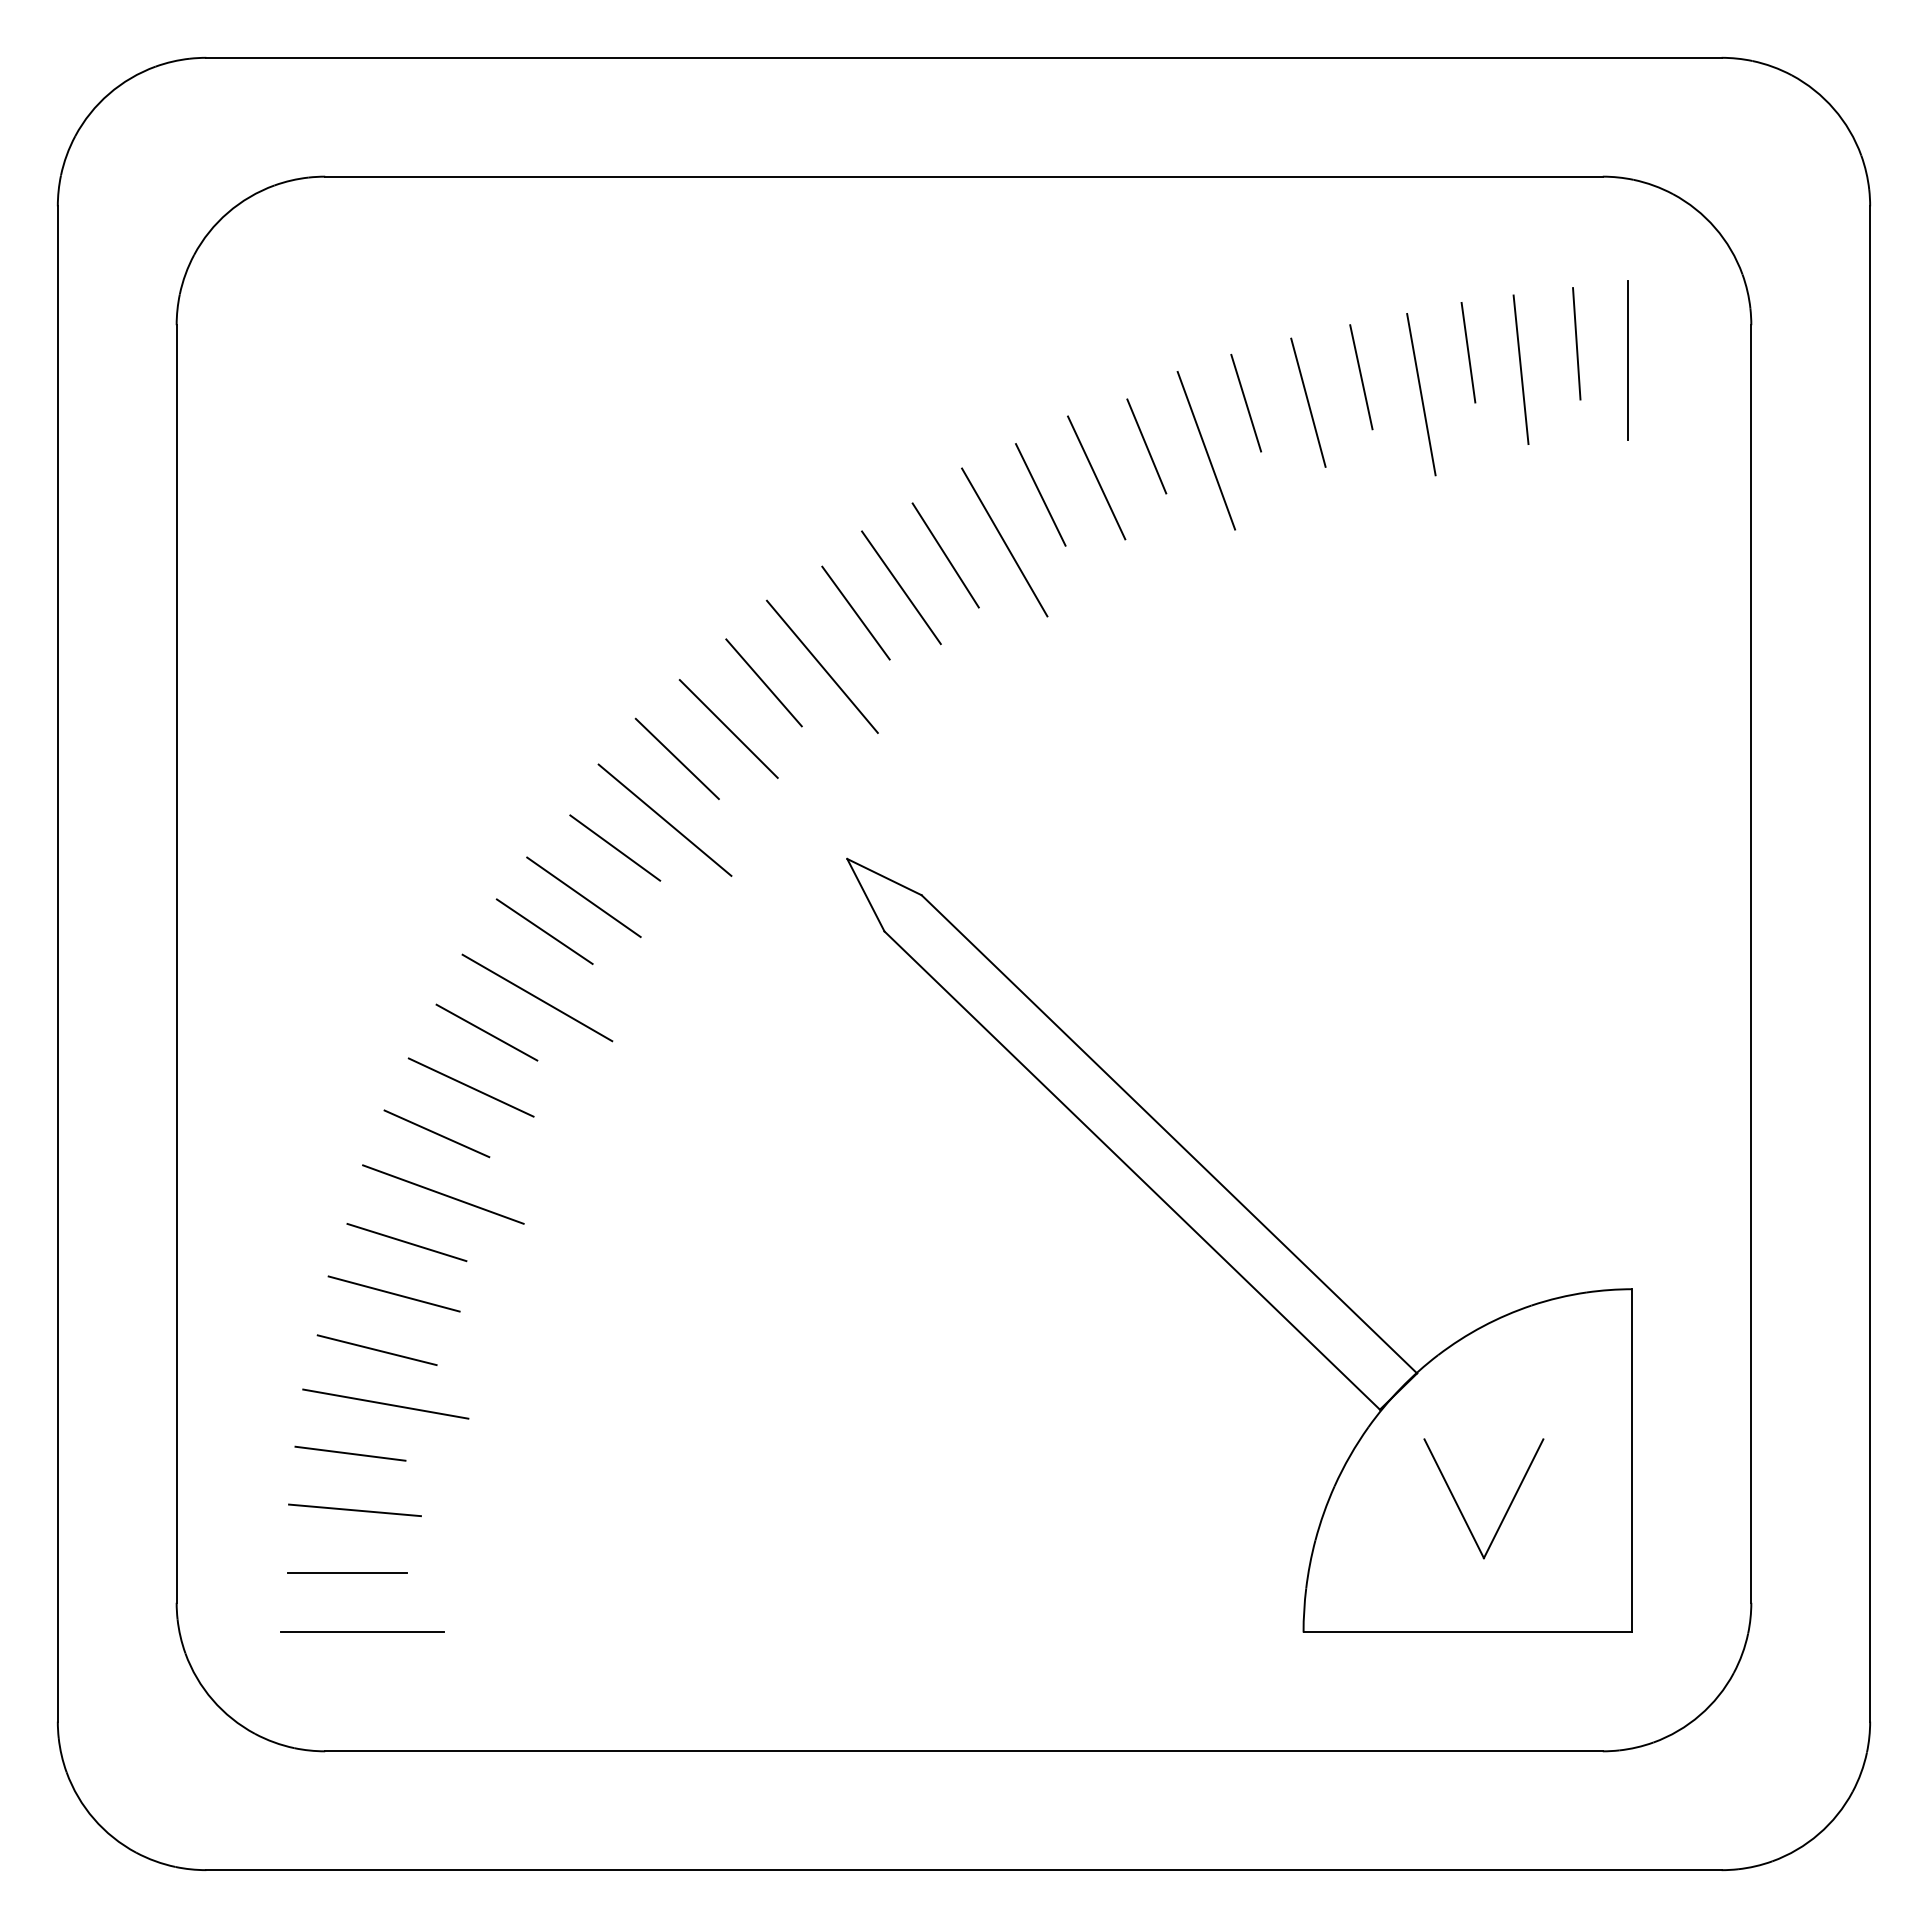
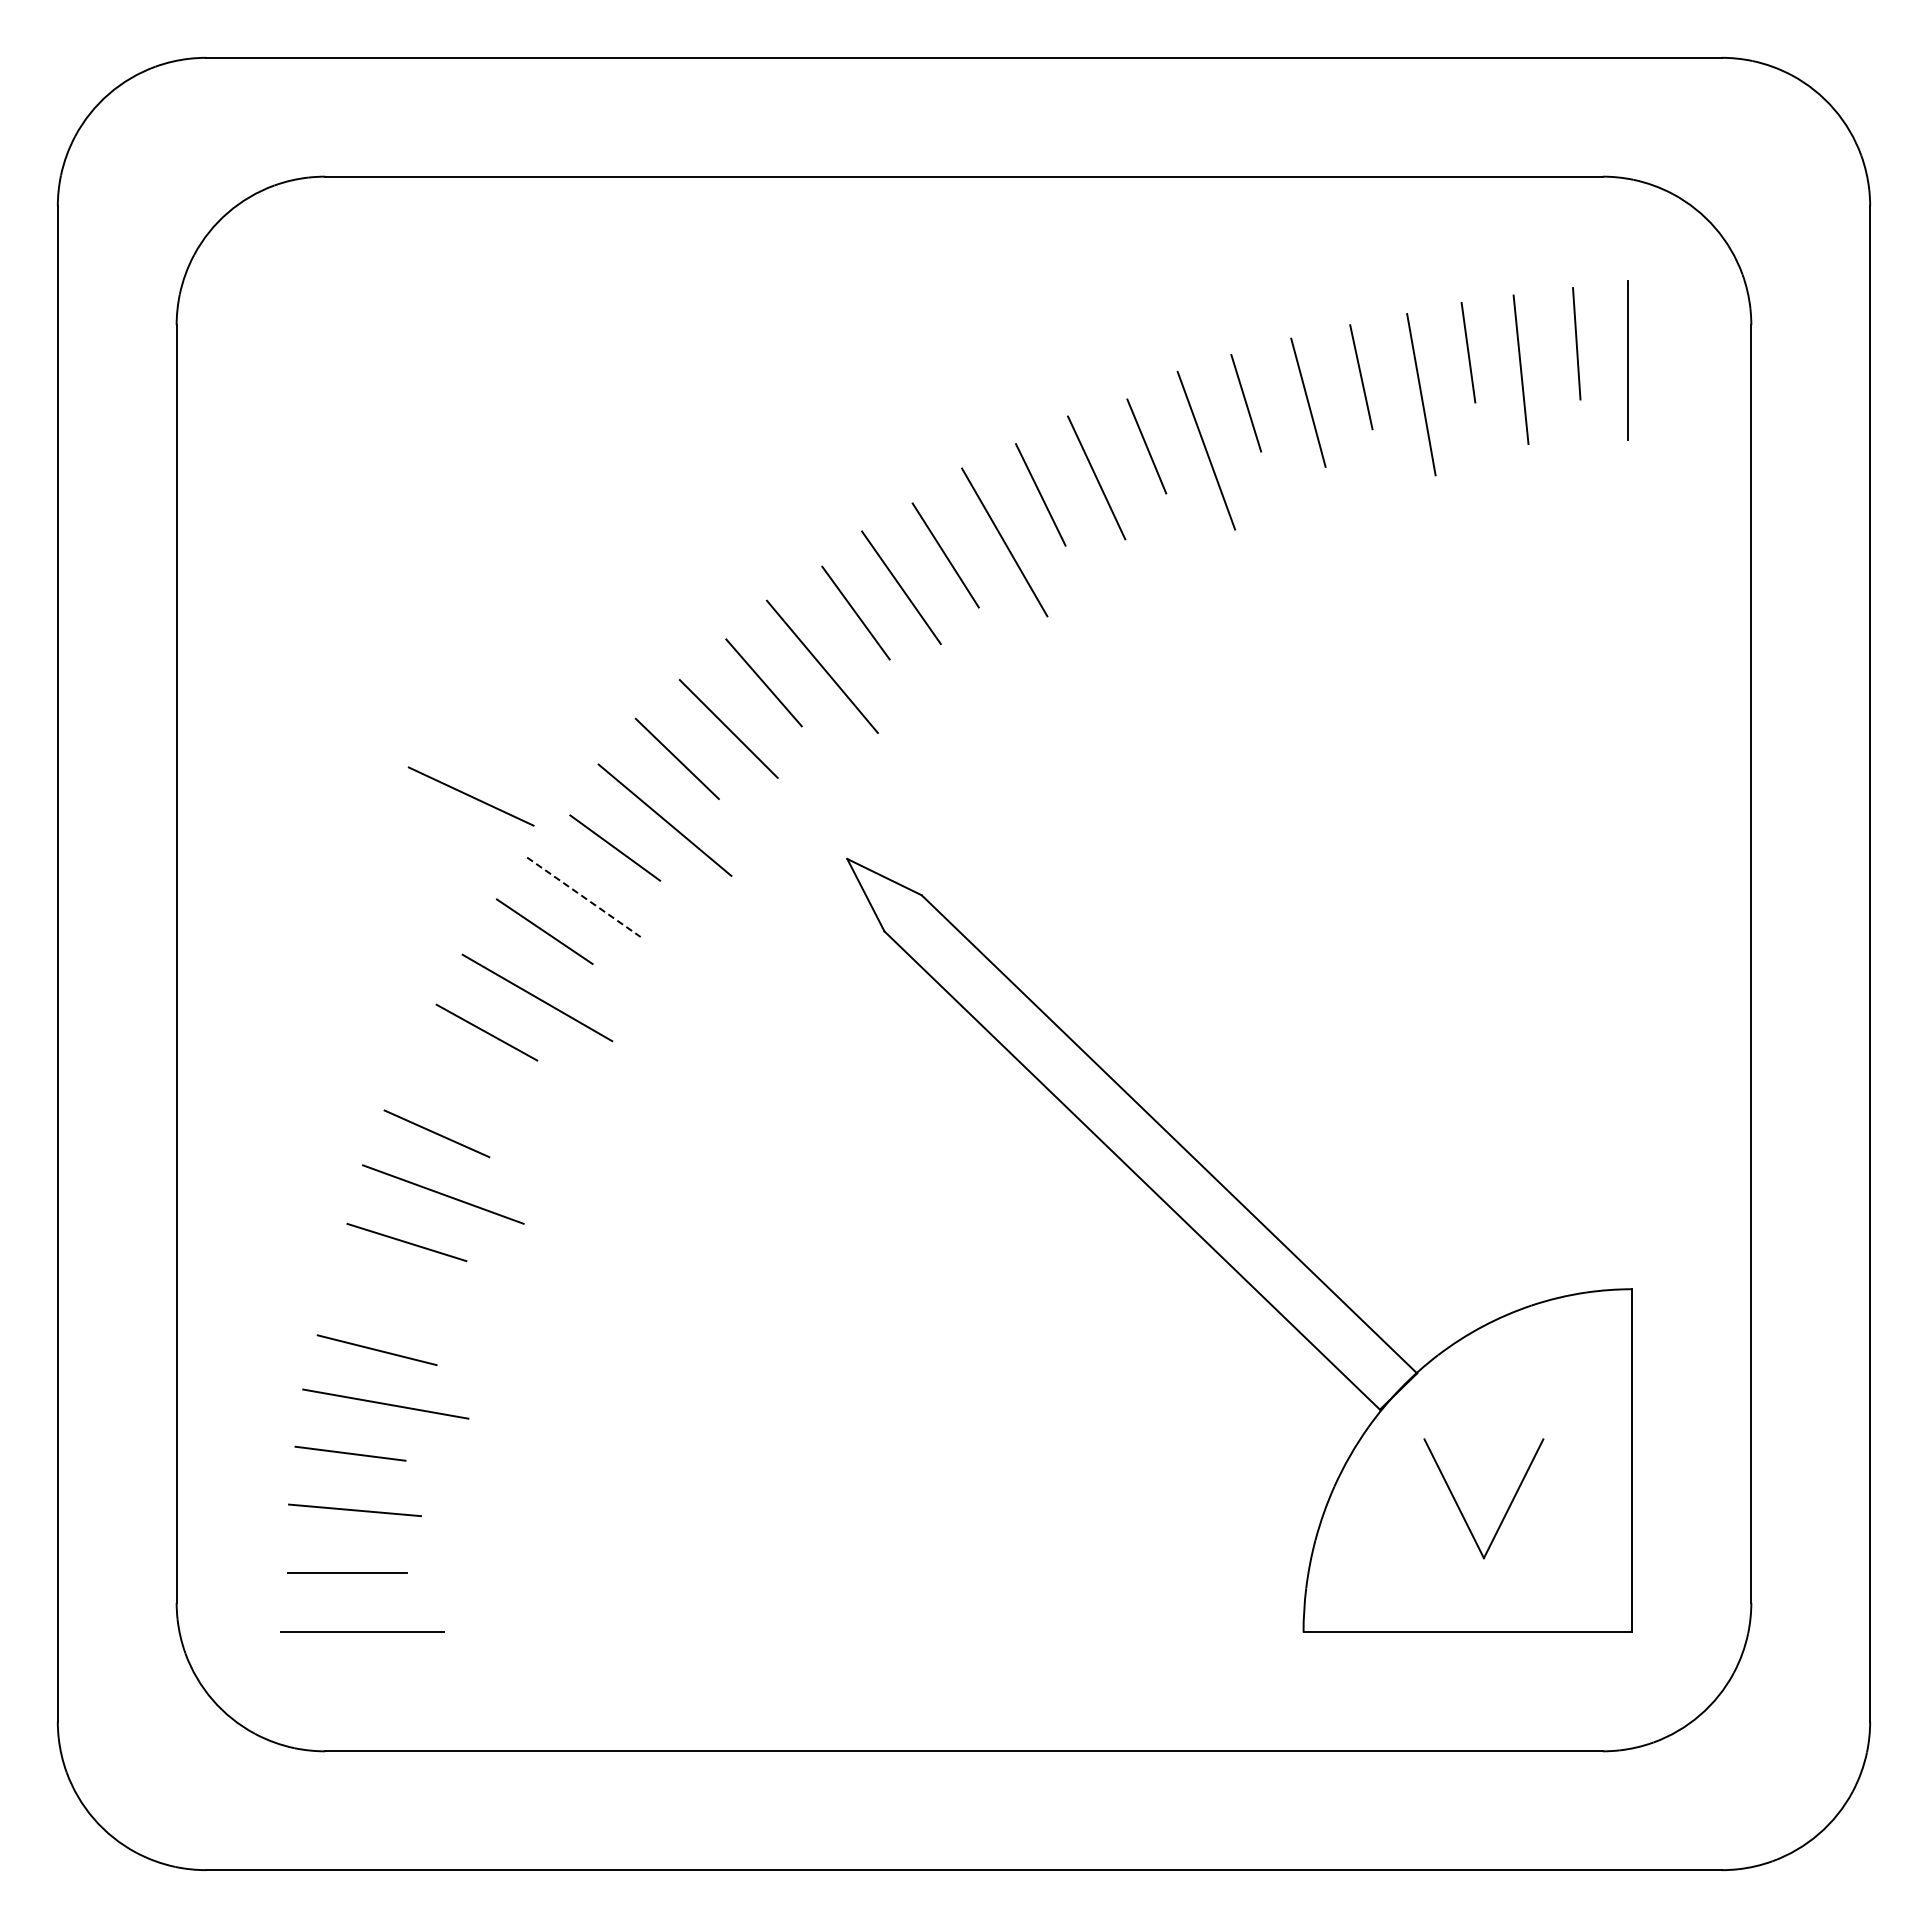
line: solid -> dashed (584, 897)
line position: (470, 1087) -> (470, 796) (470, 796)
line: present -> none (393, 1293)
